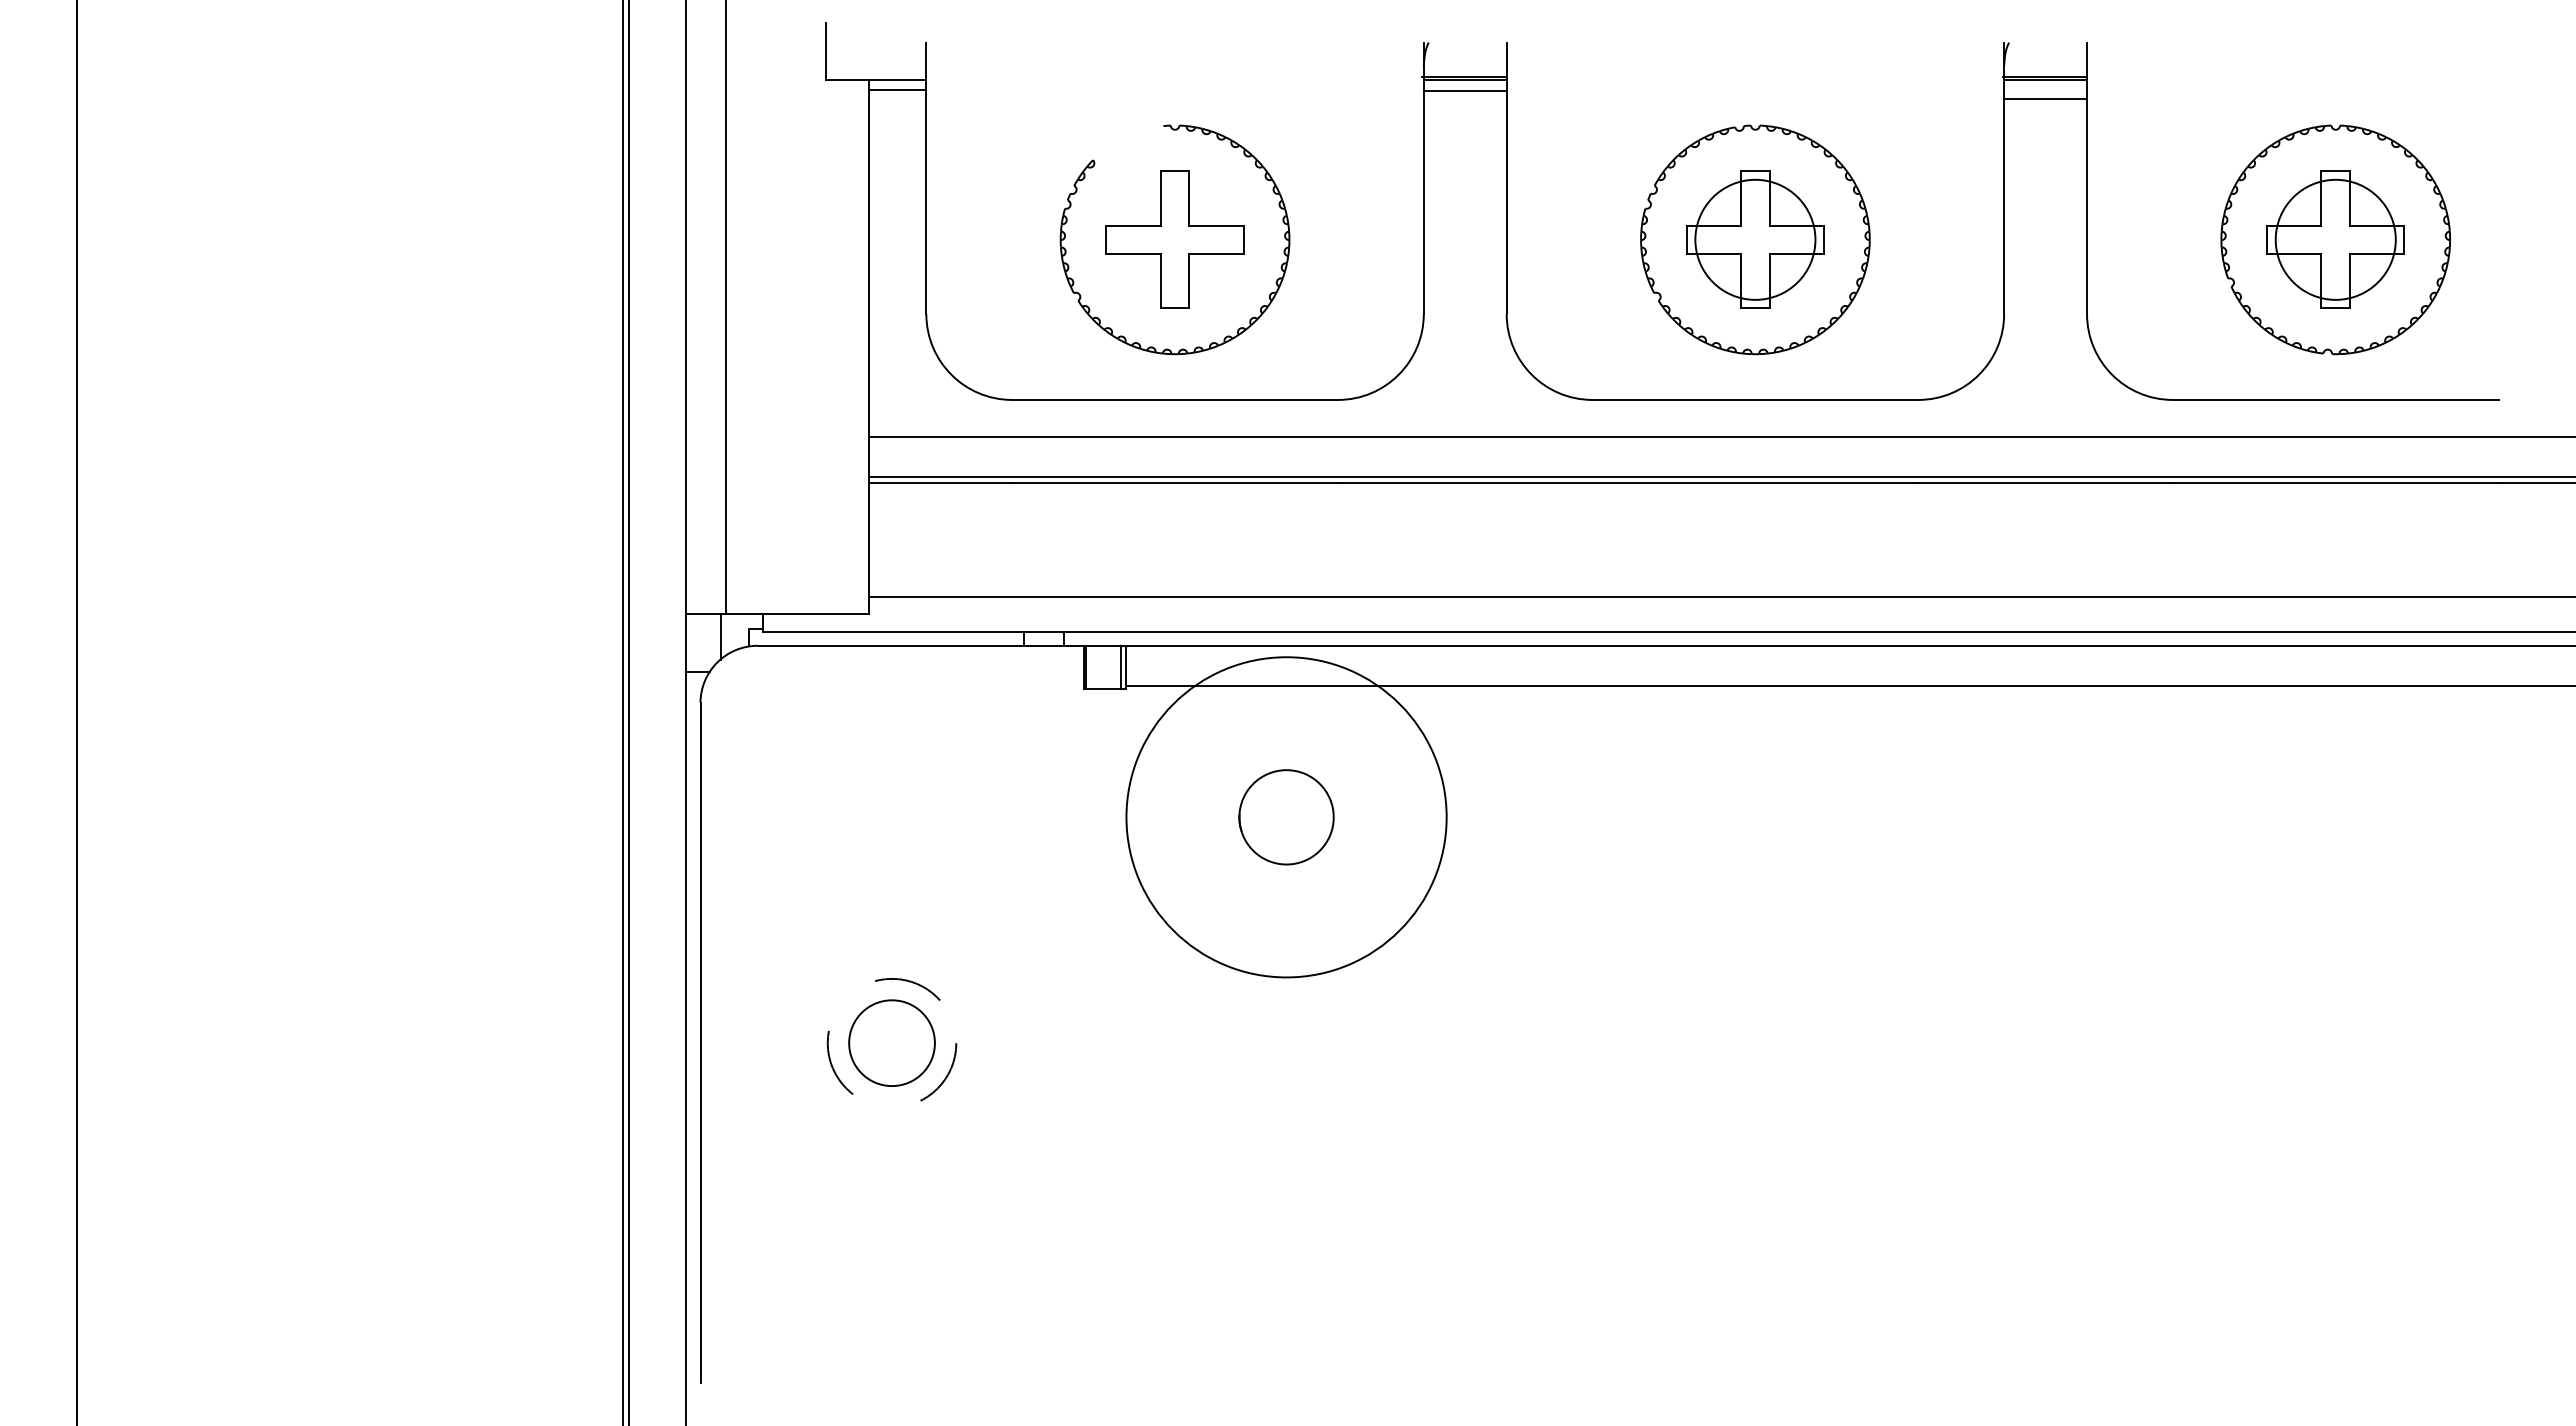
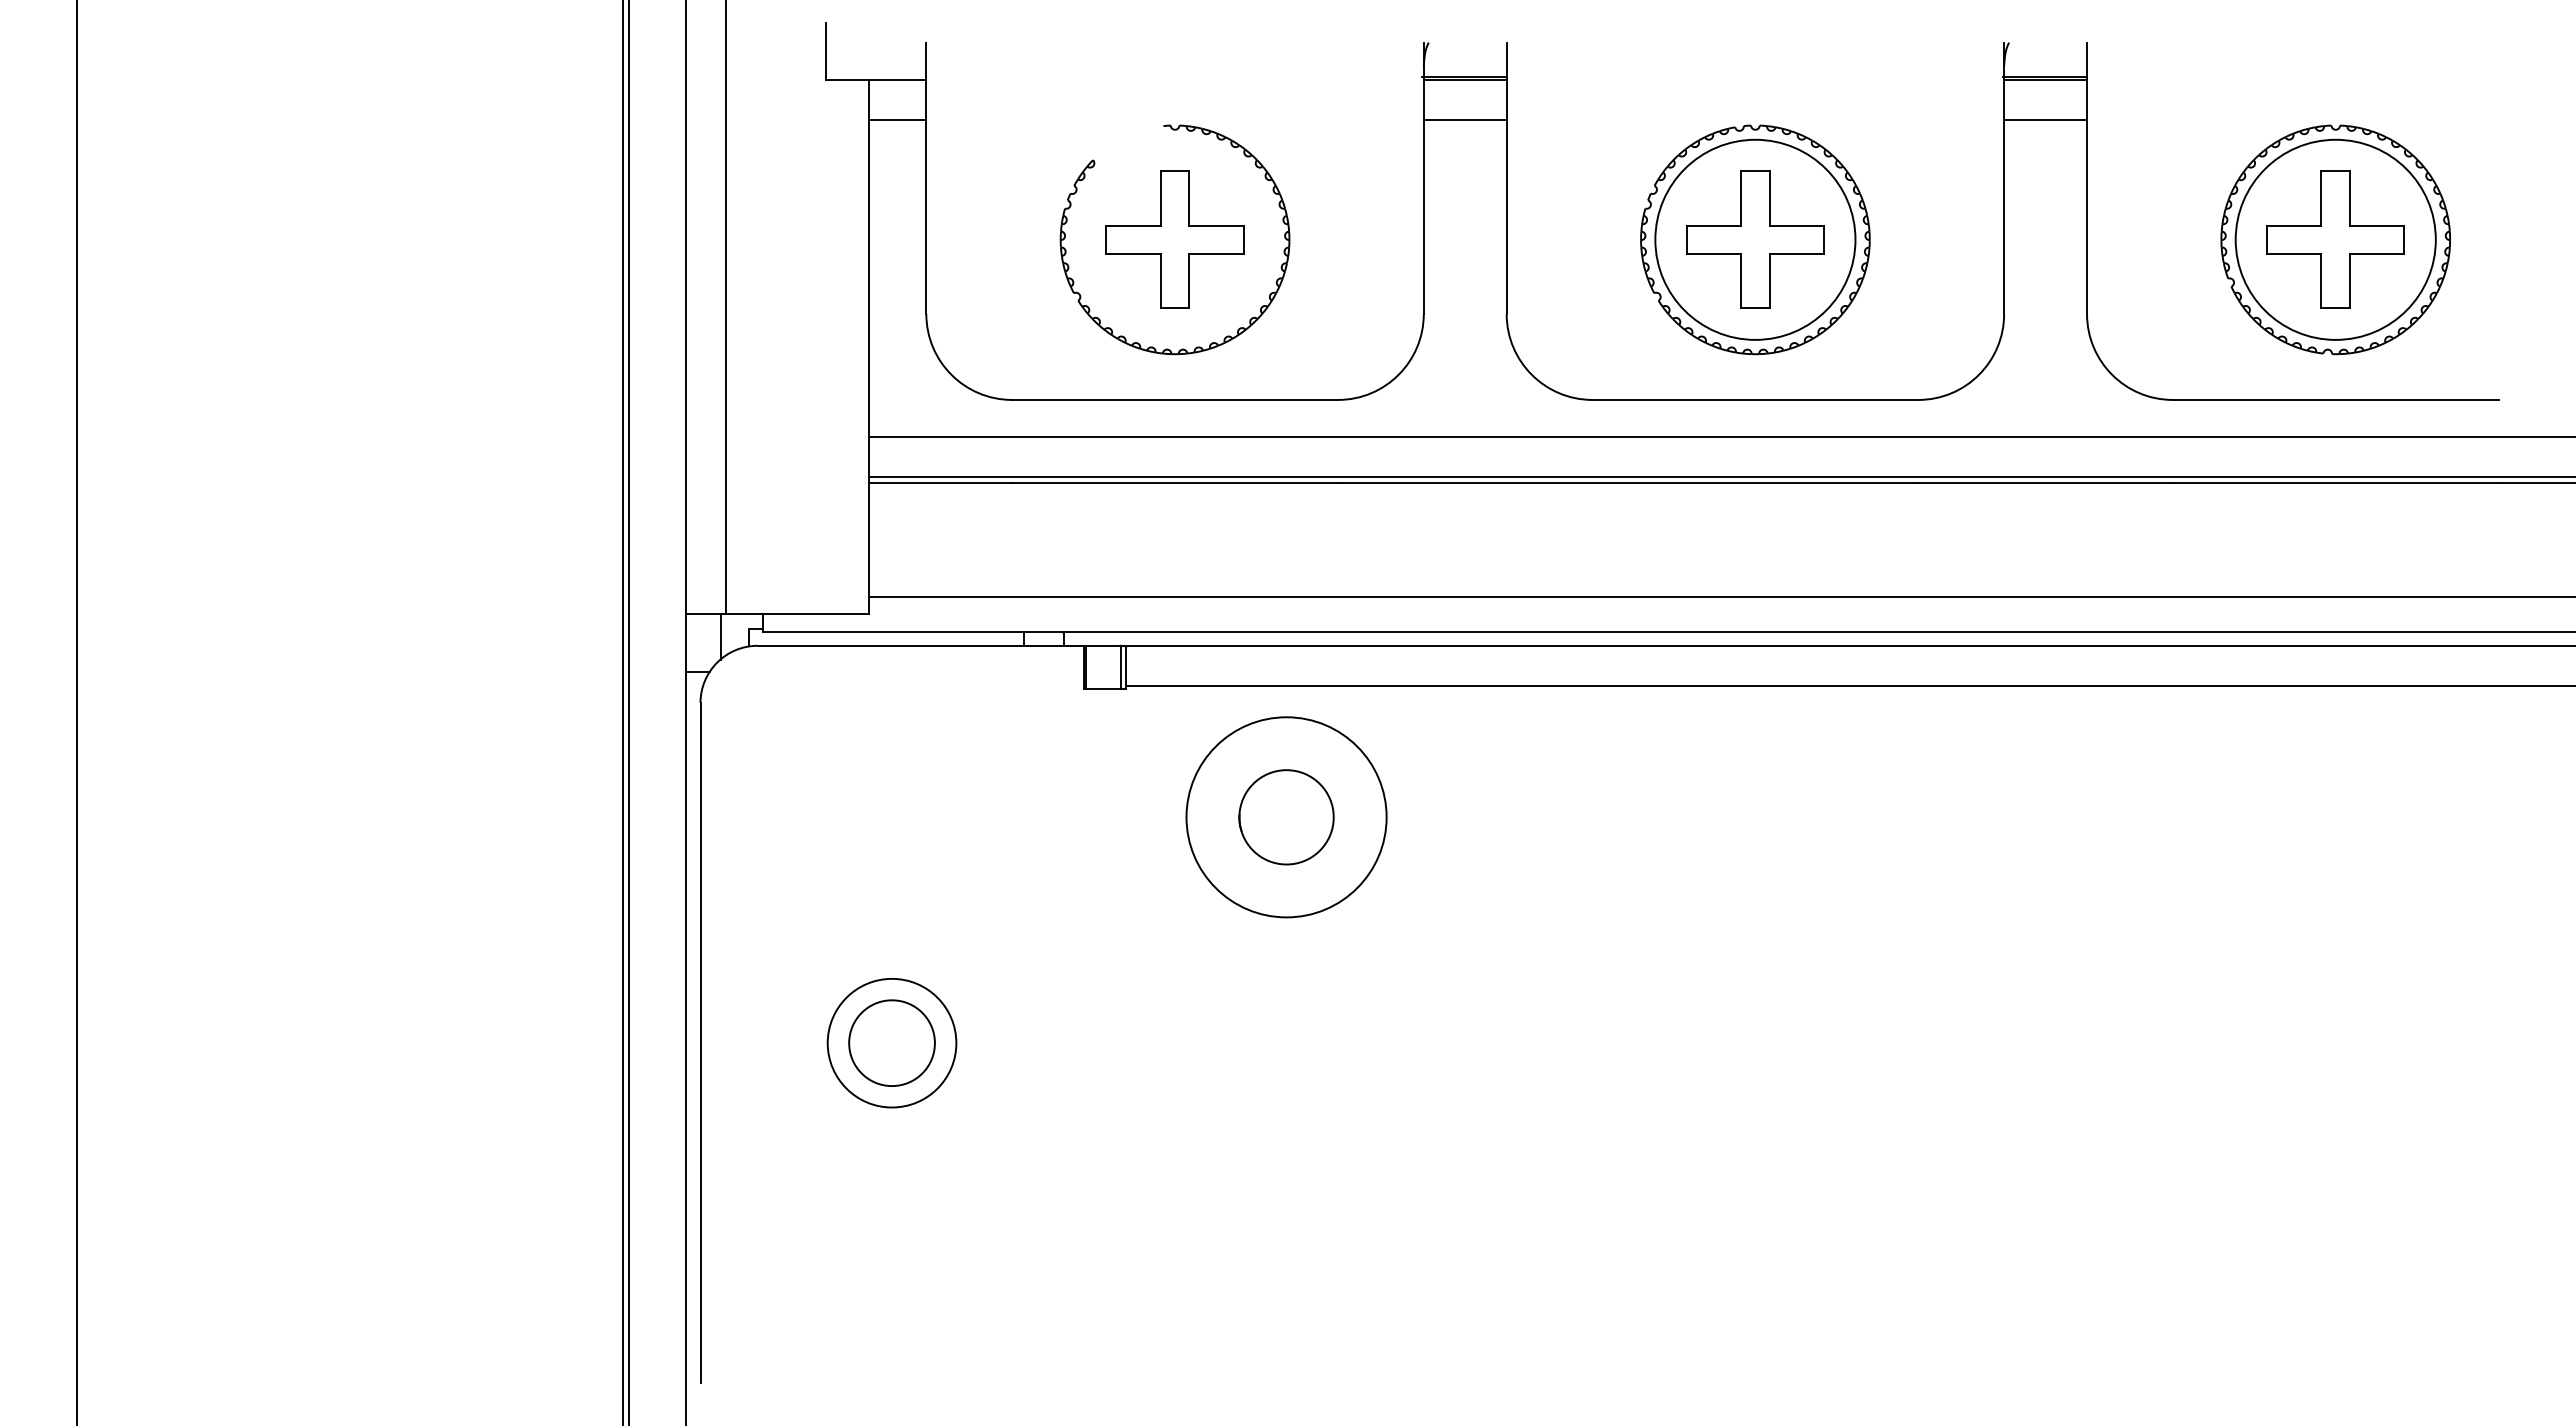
line position: (897, 89) -> (897, 119) (897, 119)
line position: (1464, 90) -> (1464, 119) (1464, 119)
line position: (2045, 98) -> (2045, 119) (2045, 119)
circle diameter: 120 px -> 200 px (1755, 239)
circle diameter: 120 px -> 200 px (2335, 239)
circle diameter: 320 px -> 200 px (1286, 817)
circle: dashed -> solid (891, 1042)
